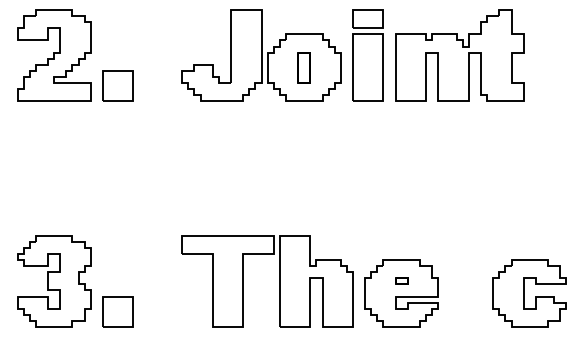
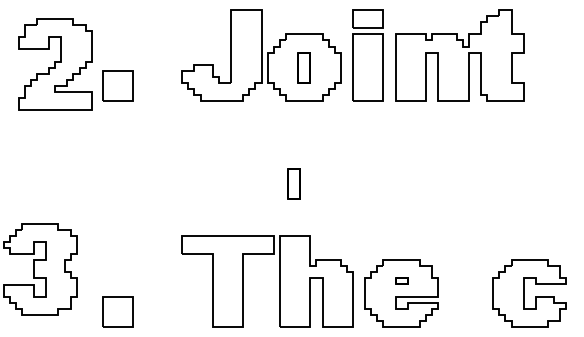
part position: (54, 55) -> (55, 64) (55, 64)
part: none -> present (293, 183)
part position: (54, 281) -> (40, 269) (40, 269)
